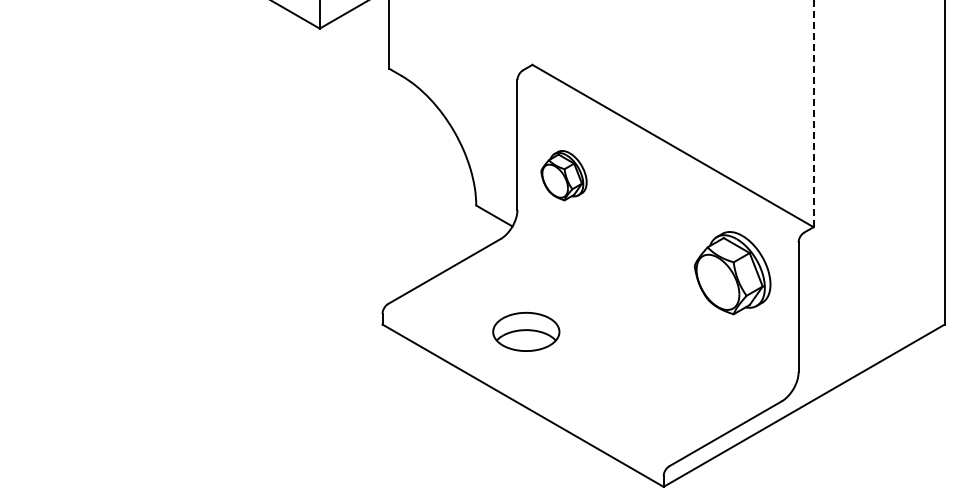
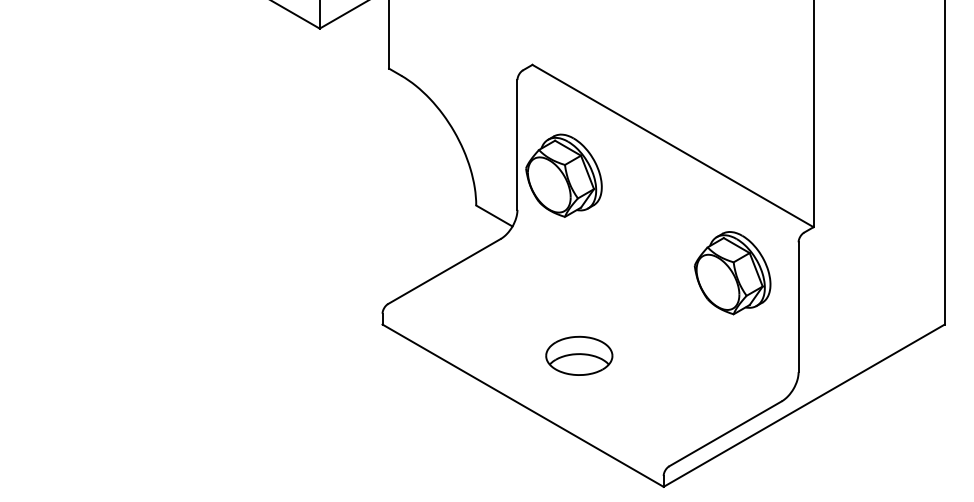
line: dashed -> solid (813, 113)
part size: 48x52 px -> 78x85 px (563, 175)
part position: (526, 331) -> (579, 355) (579, 355)
